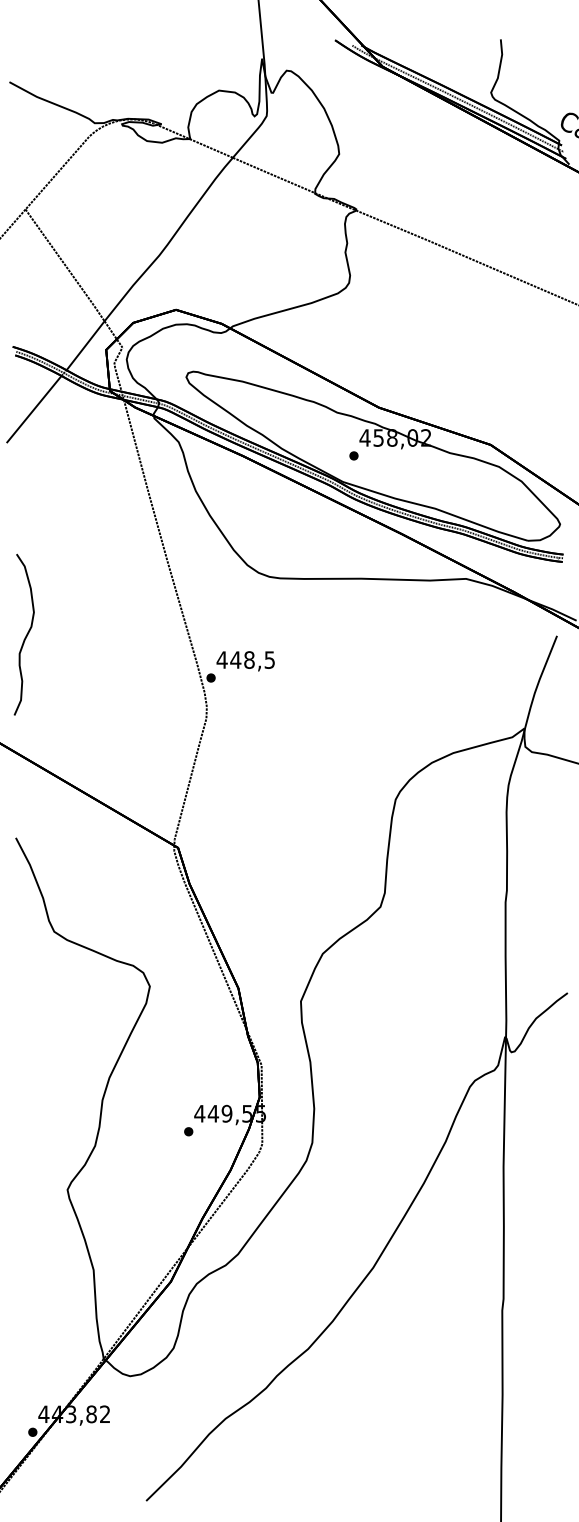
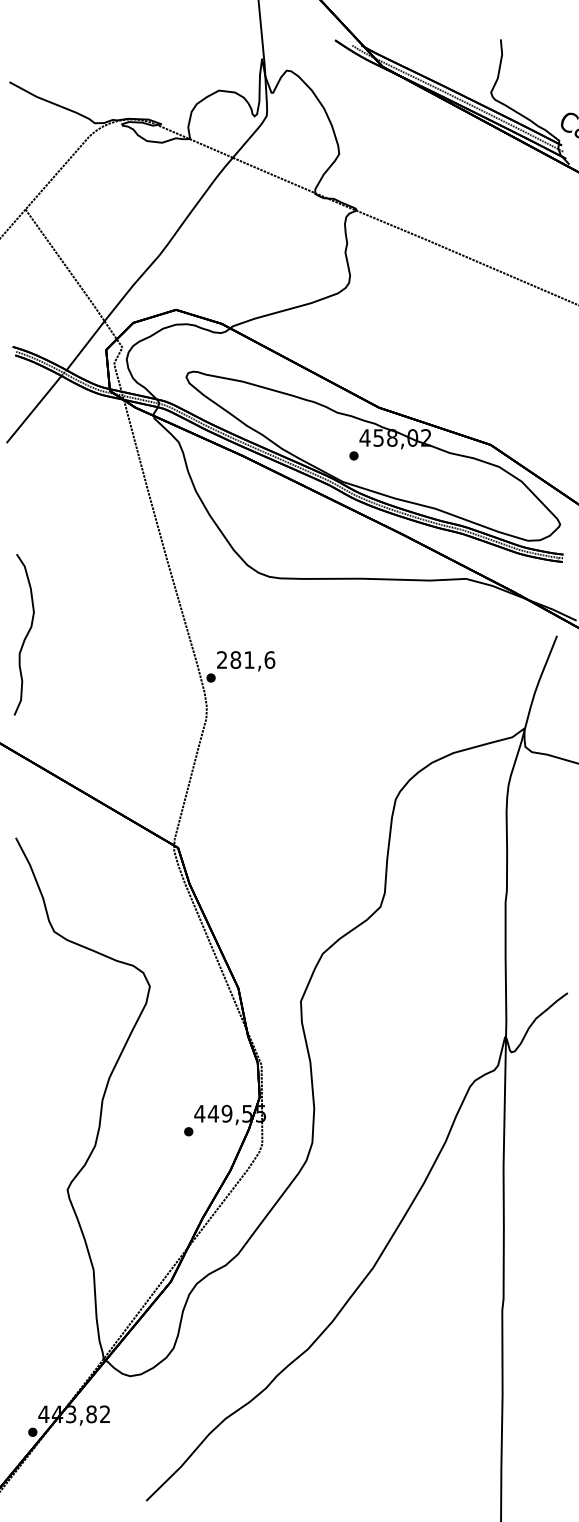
text: 448,5 -> 281,6 (245, 659)
